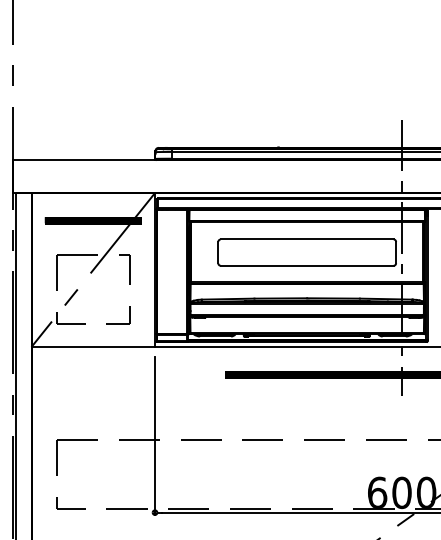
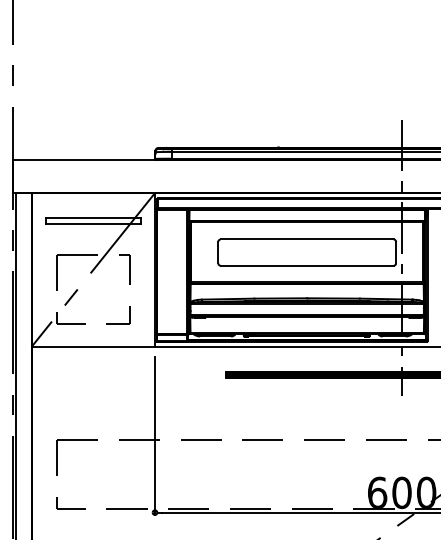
hatch: present -> none (93, 220)
